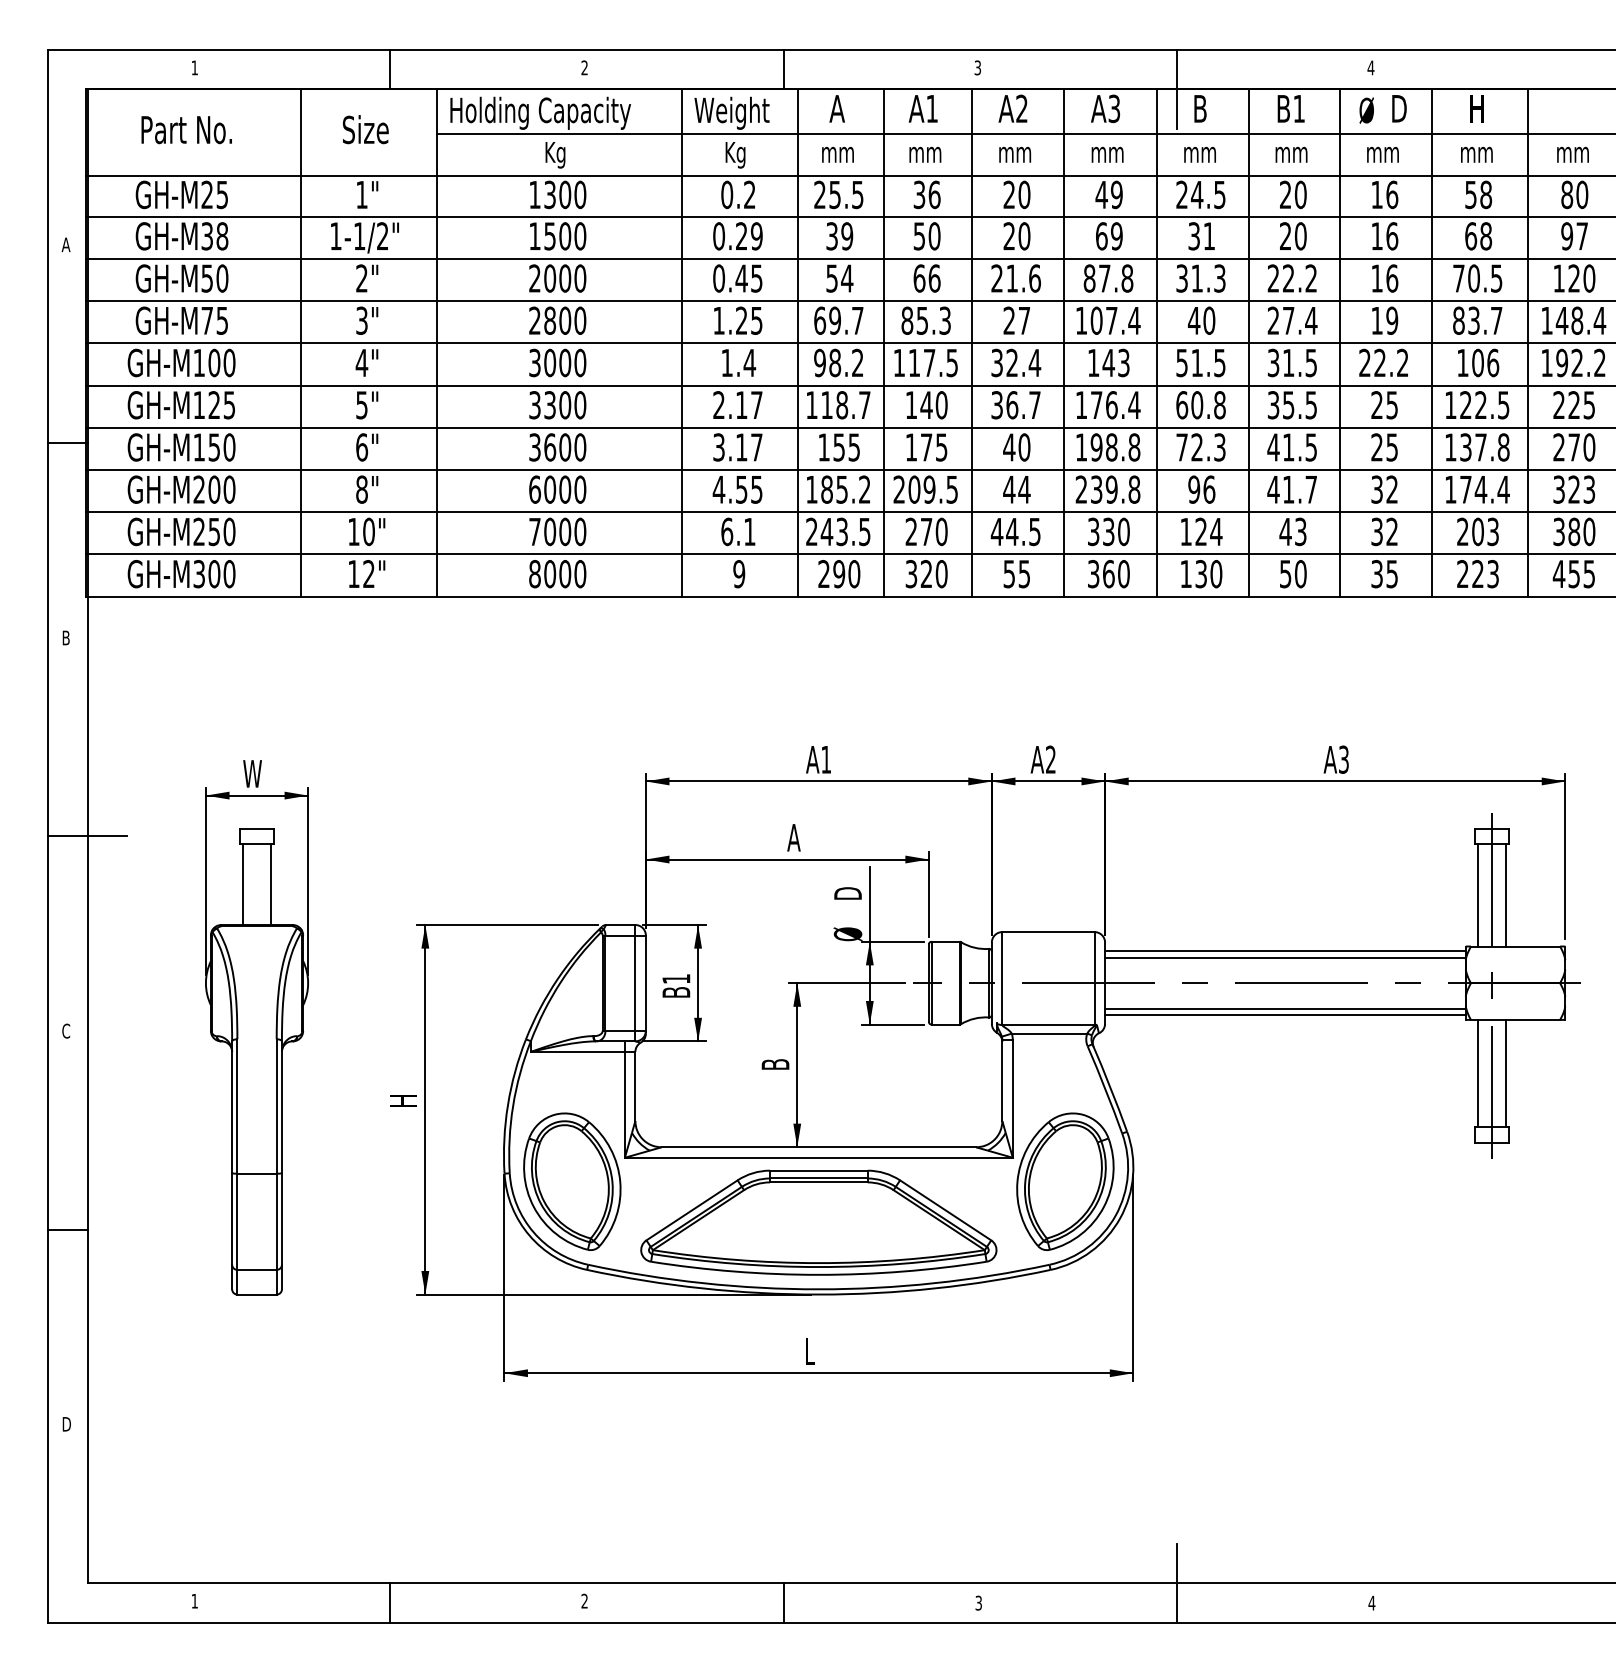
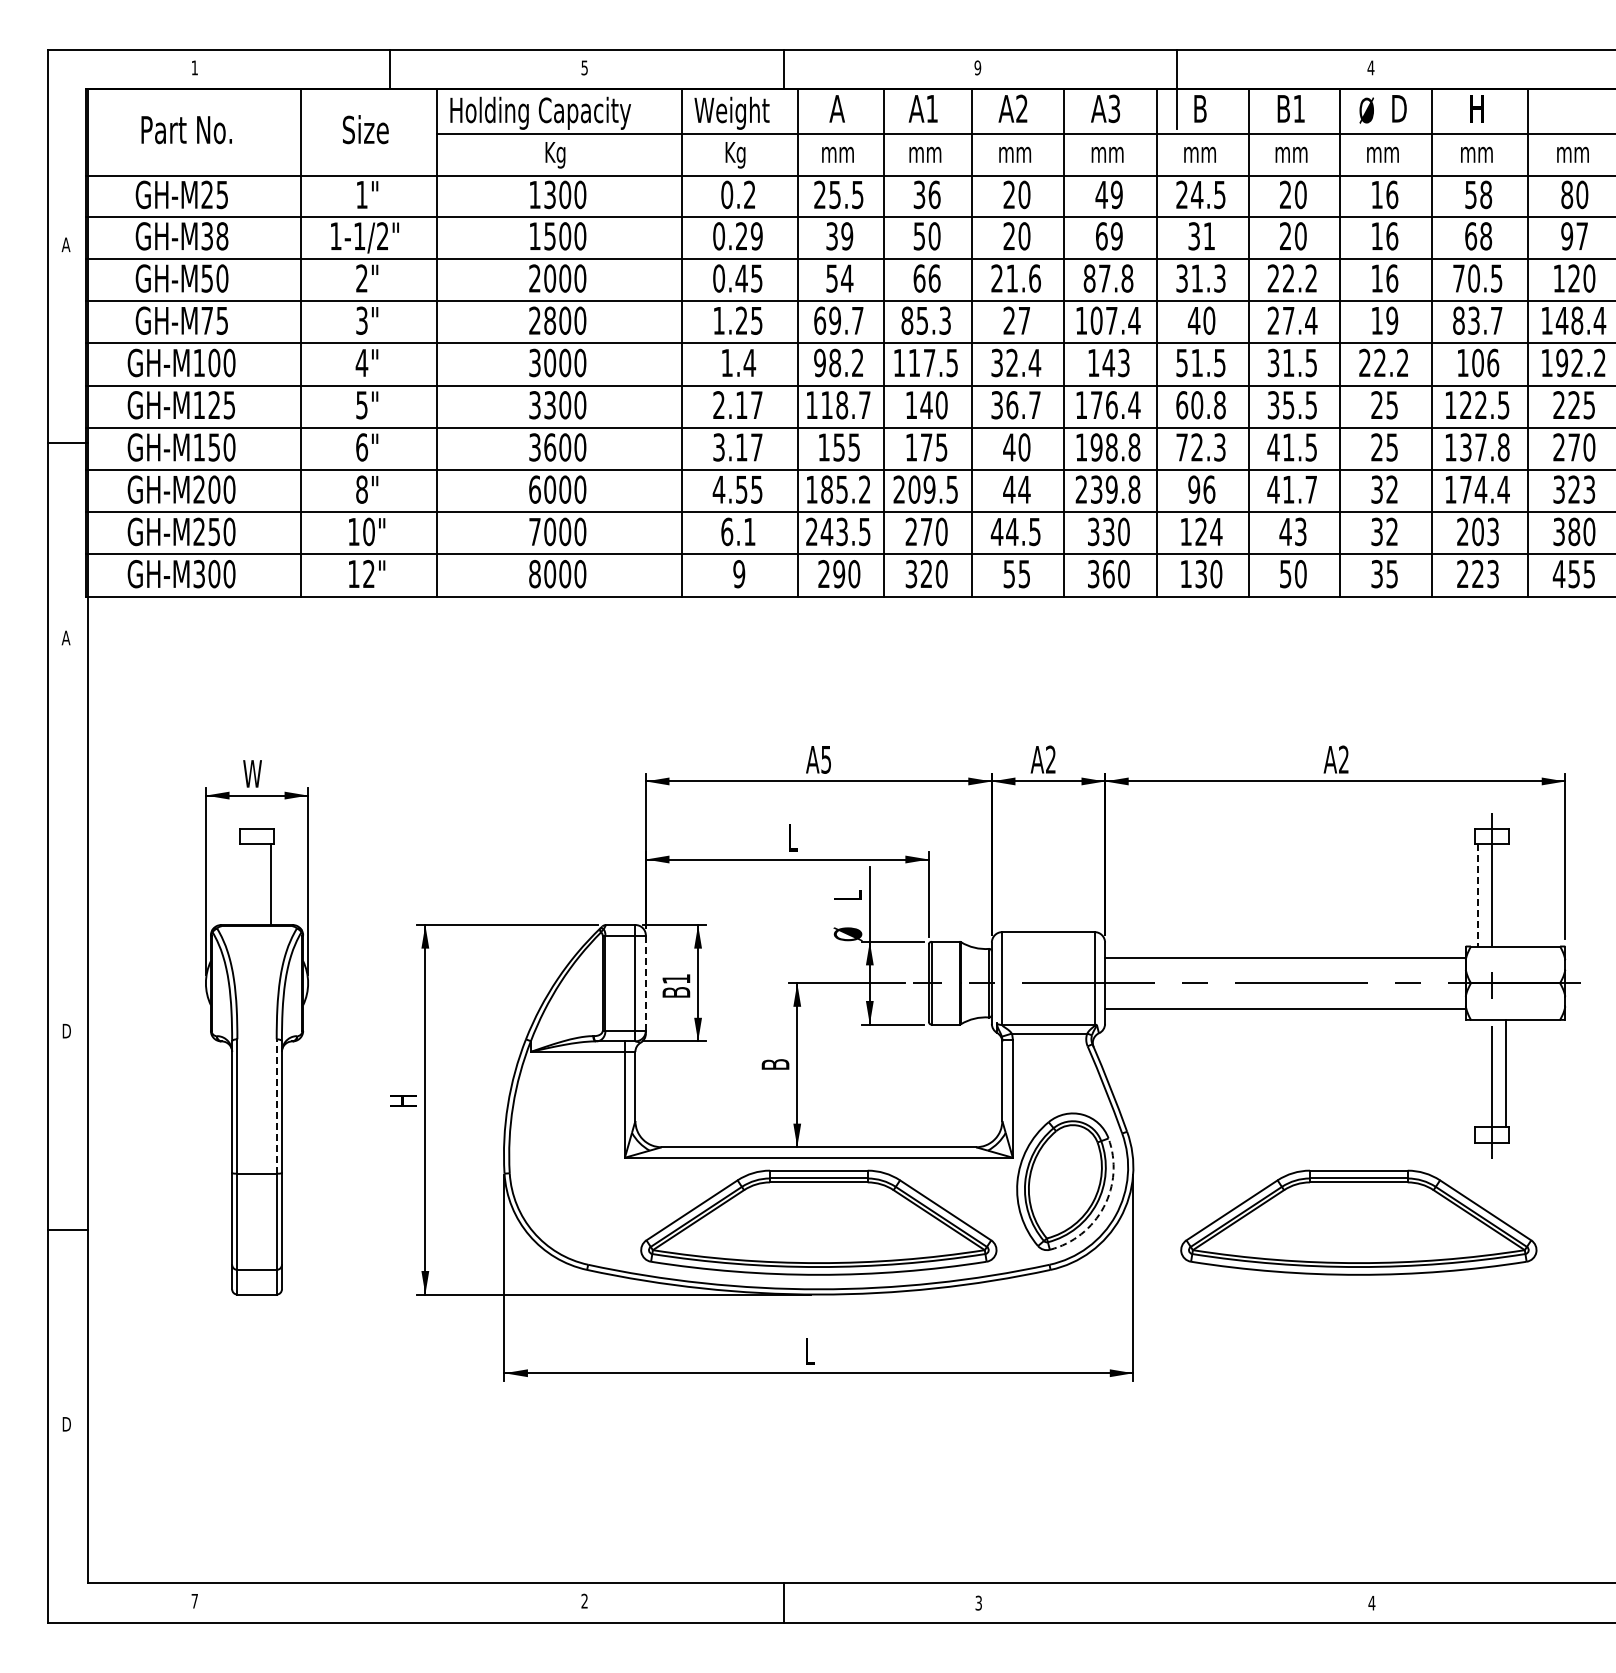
text: 2 -> 5 (584, 67)
text: 3 -> 9 (977, 67)
text: B -> A (65, 637)
text: A1 -> A5 (825, 759)
text: A3 -> A2 (1343, 759)
line: present -> none (87, 836)
text: A -> L (793, 837)
line: present -> none (243, 884)
text: D -> L (847, 893)
line: solid -> dashed (1478, 895)
line: present -> none (1505, 895)
line: present -> none (1285, 951)
line: solid -> dashed (645, 983)
line: present -> none (1285, 1015)
text: C -> D (66, 1030)
line: present -> none (1478, 1073)
line: solid -> dashed (276, 1105)
part: present -> none (572, 1181)
arc: solid -> dashed (1103, 1207)
part: none -> present (1358, 1222)
line: present -> none (1176, 1583)
text: 1 -> 7 (194, 1601)
line: present -> none (390, 1602)
